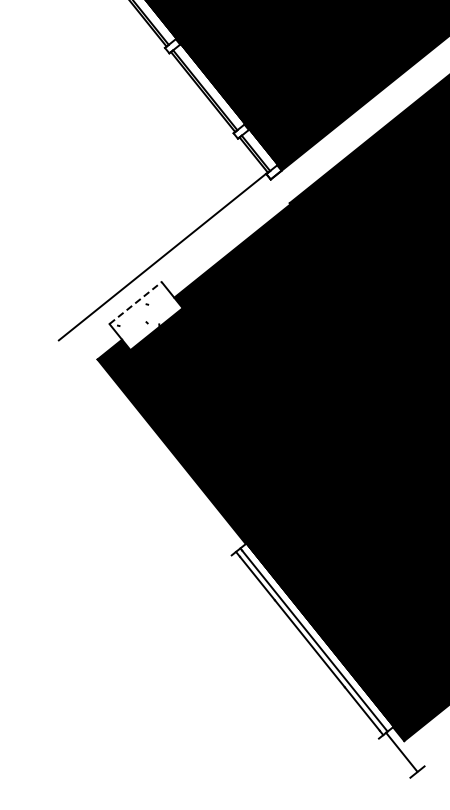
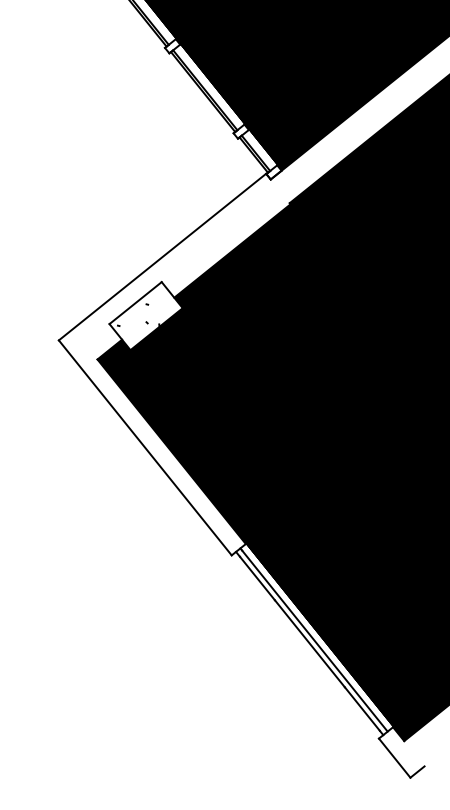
line: dashed -> solid (136, 302)
line: none -> present (144, 447)
line position: (401, 751) -> (394, 757) (394, 757)
